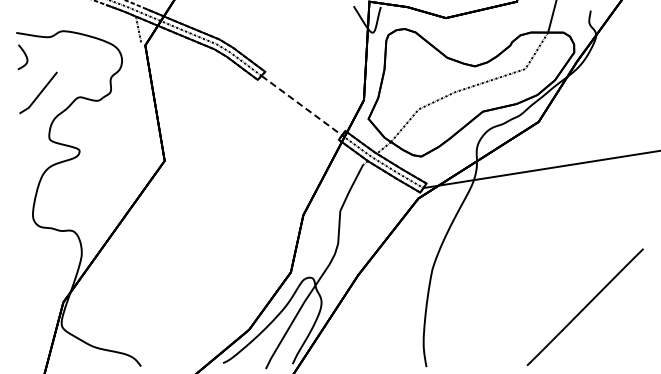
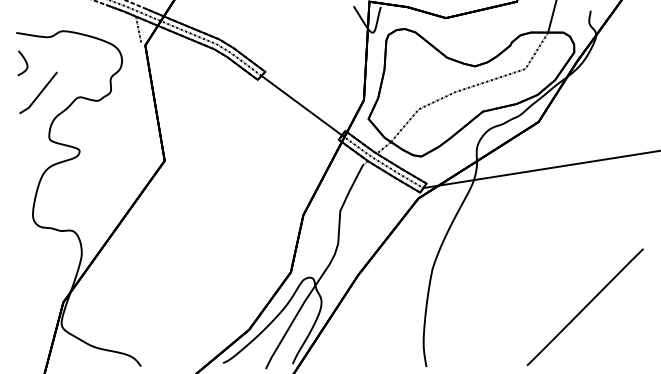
curve position: (25, 57) -> (25, 63) (25, 63)
line: dashed -> solid (302, 105)
